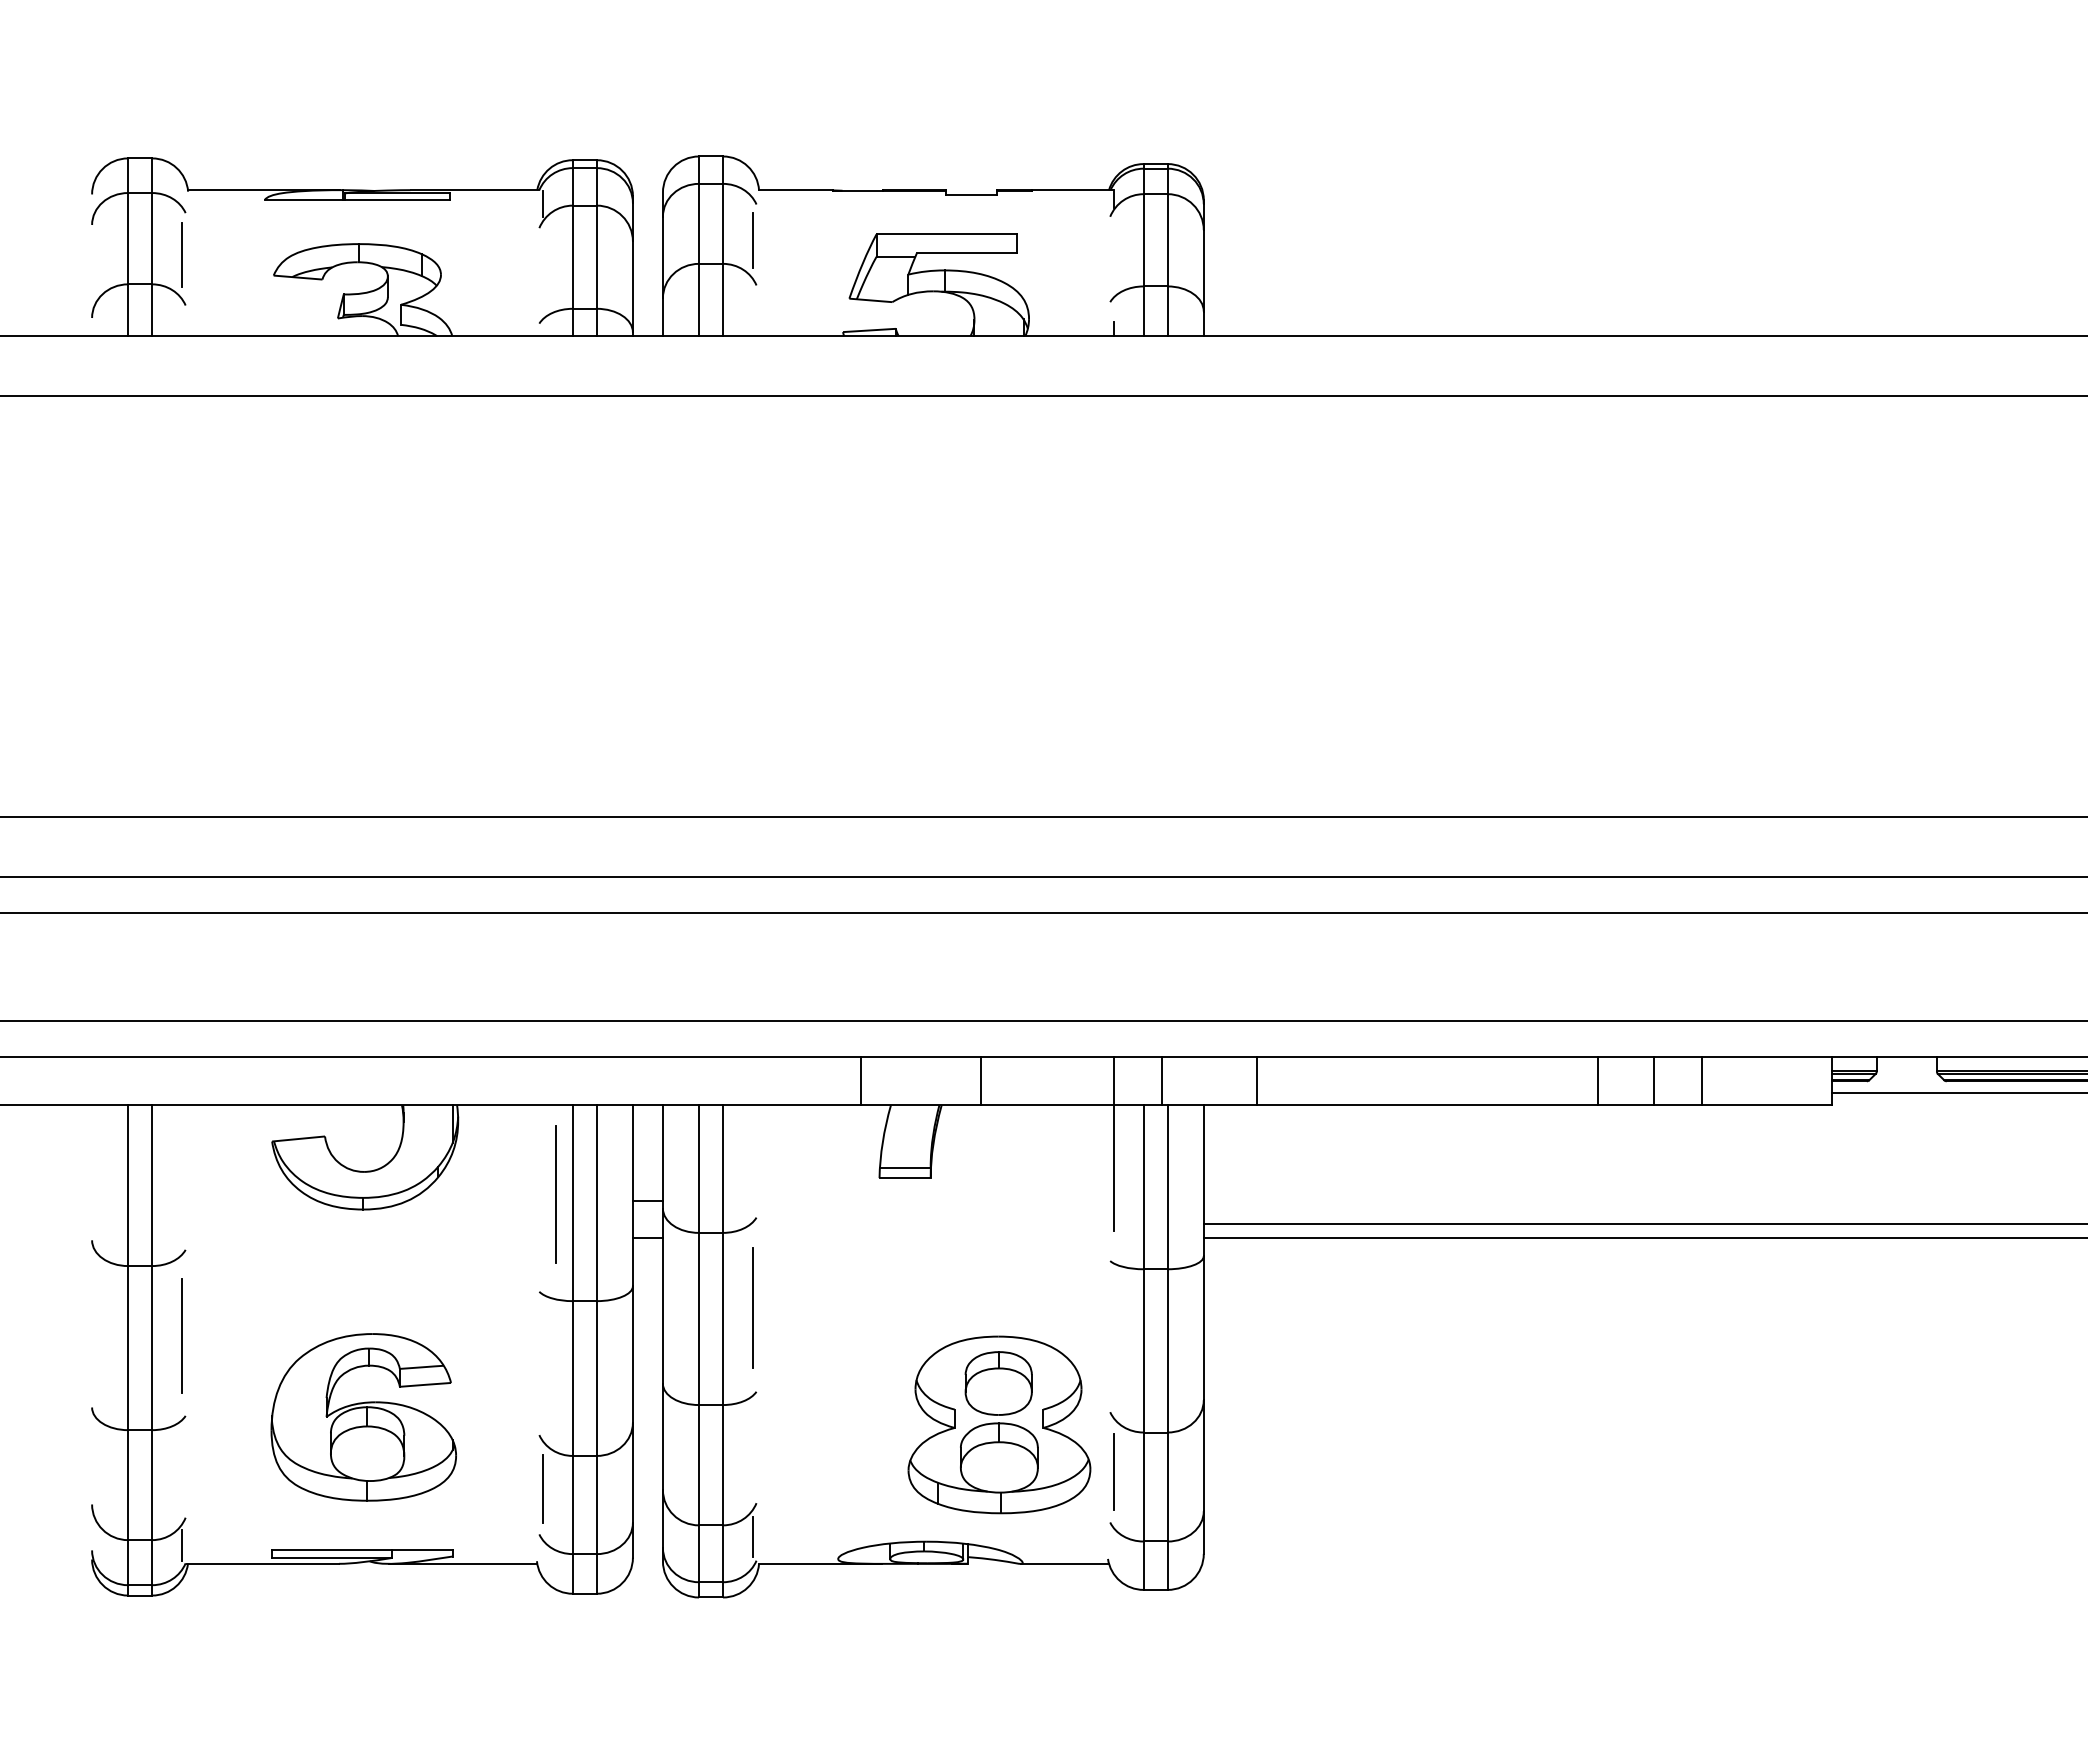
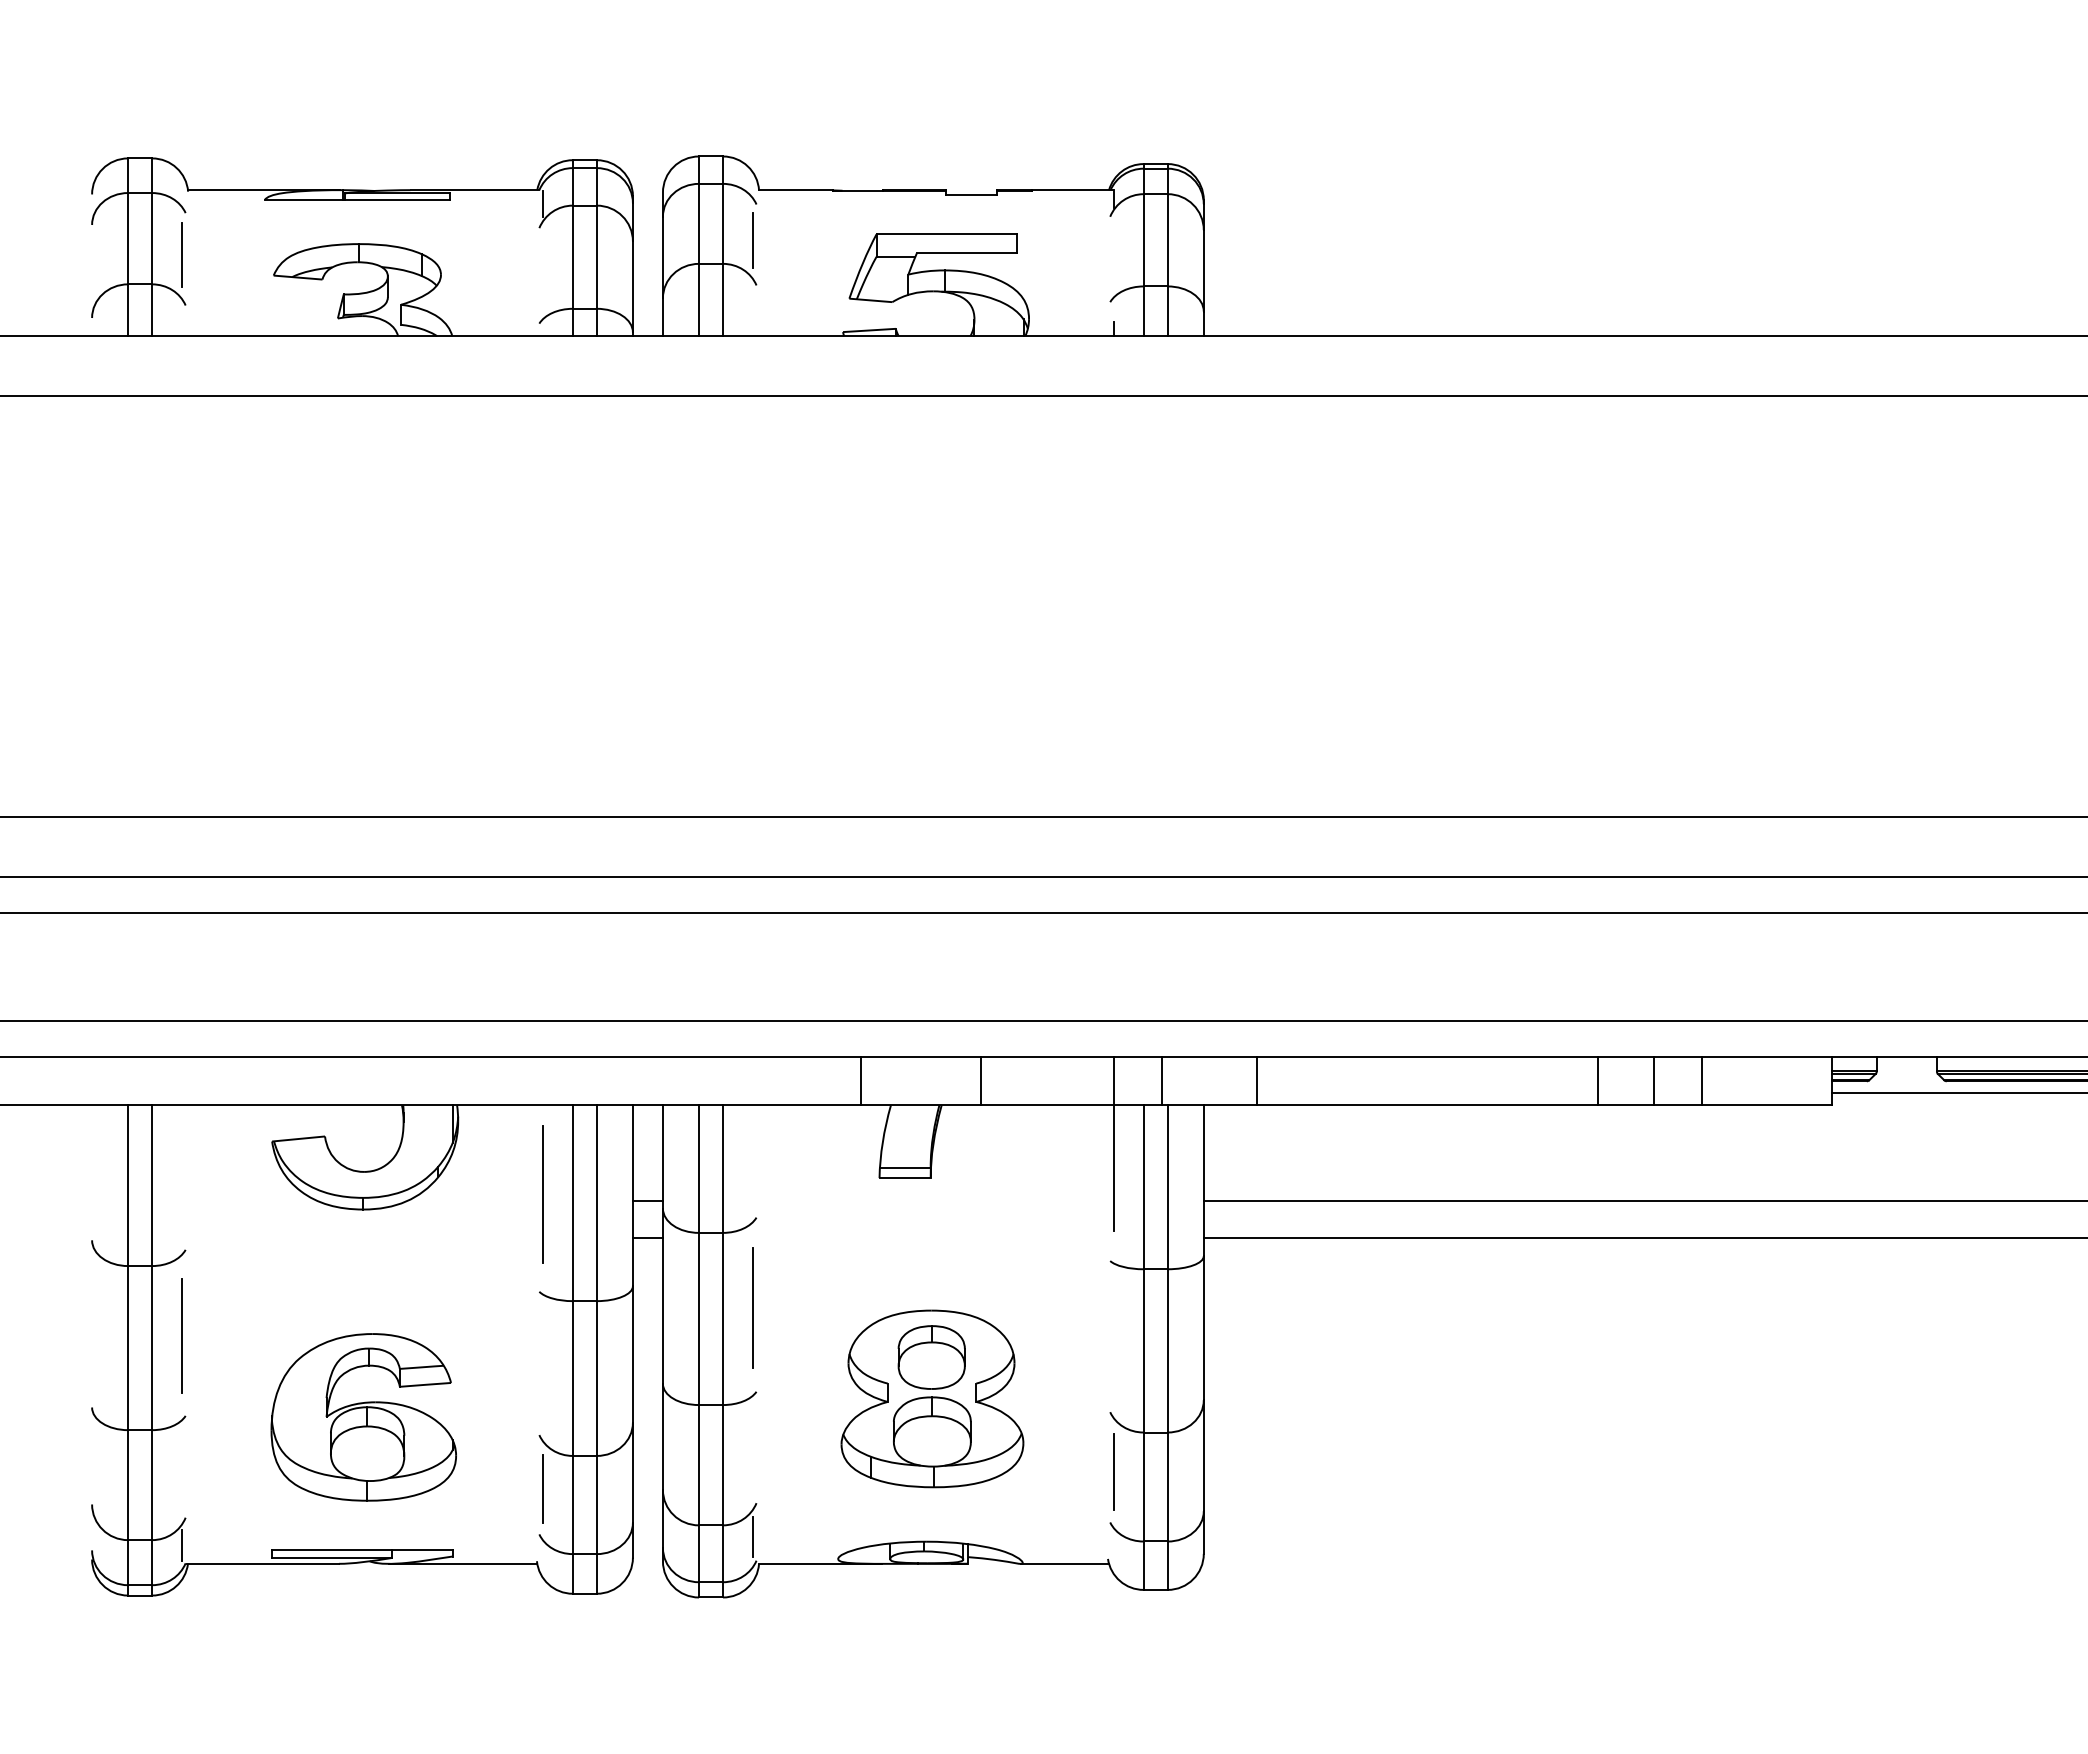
line position: (555, 1194) -> (542, 1194) (542, 1194)
line position: (1643, 1224) -> (1643, 1201) (1643, 1201)
part position: (999, 1424) -> (932, 1398) (932, 1398)
